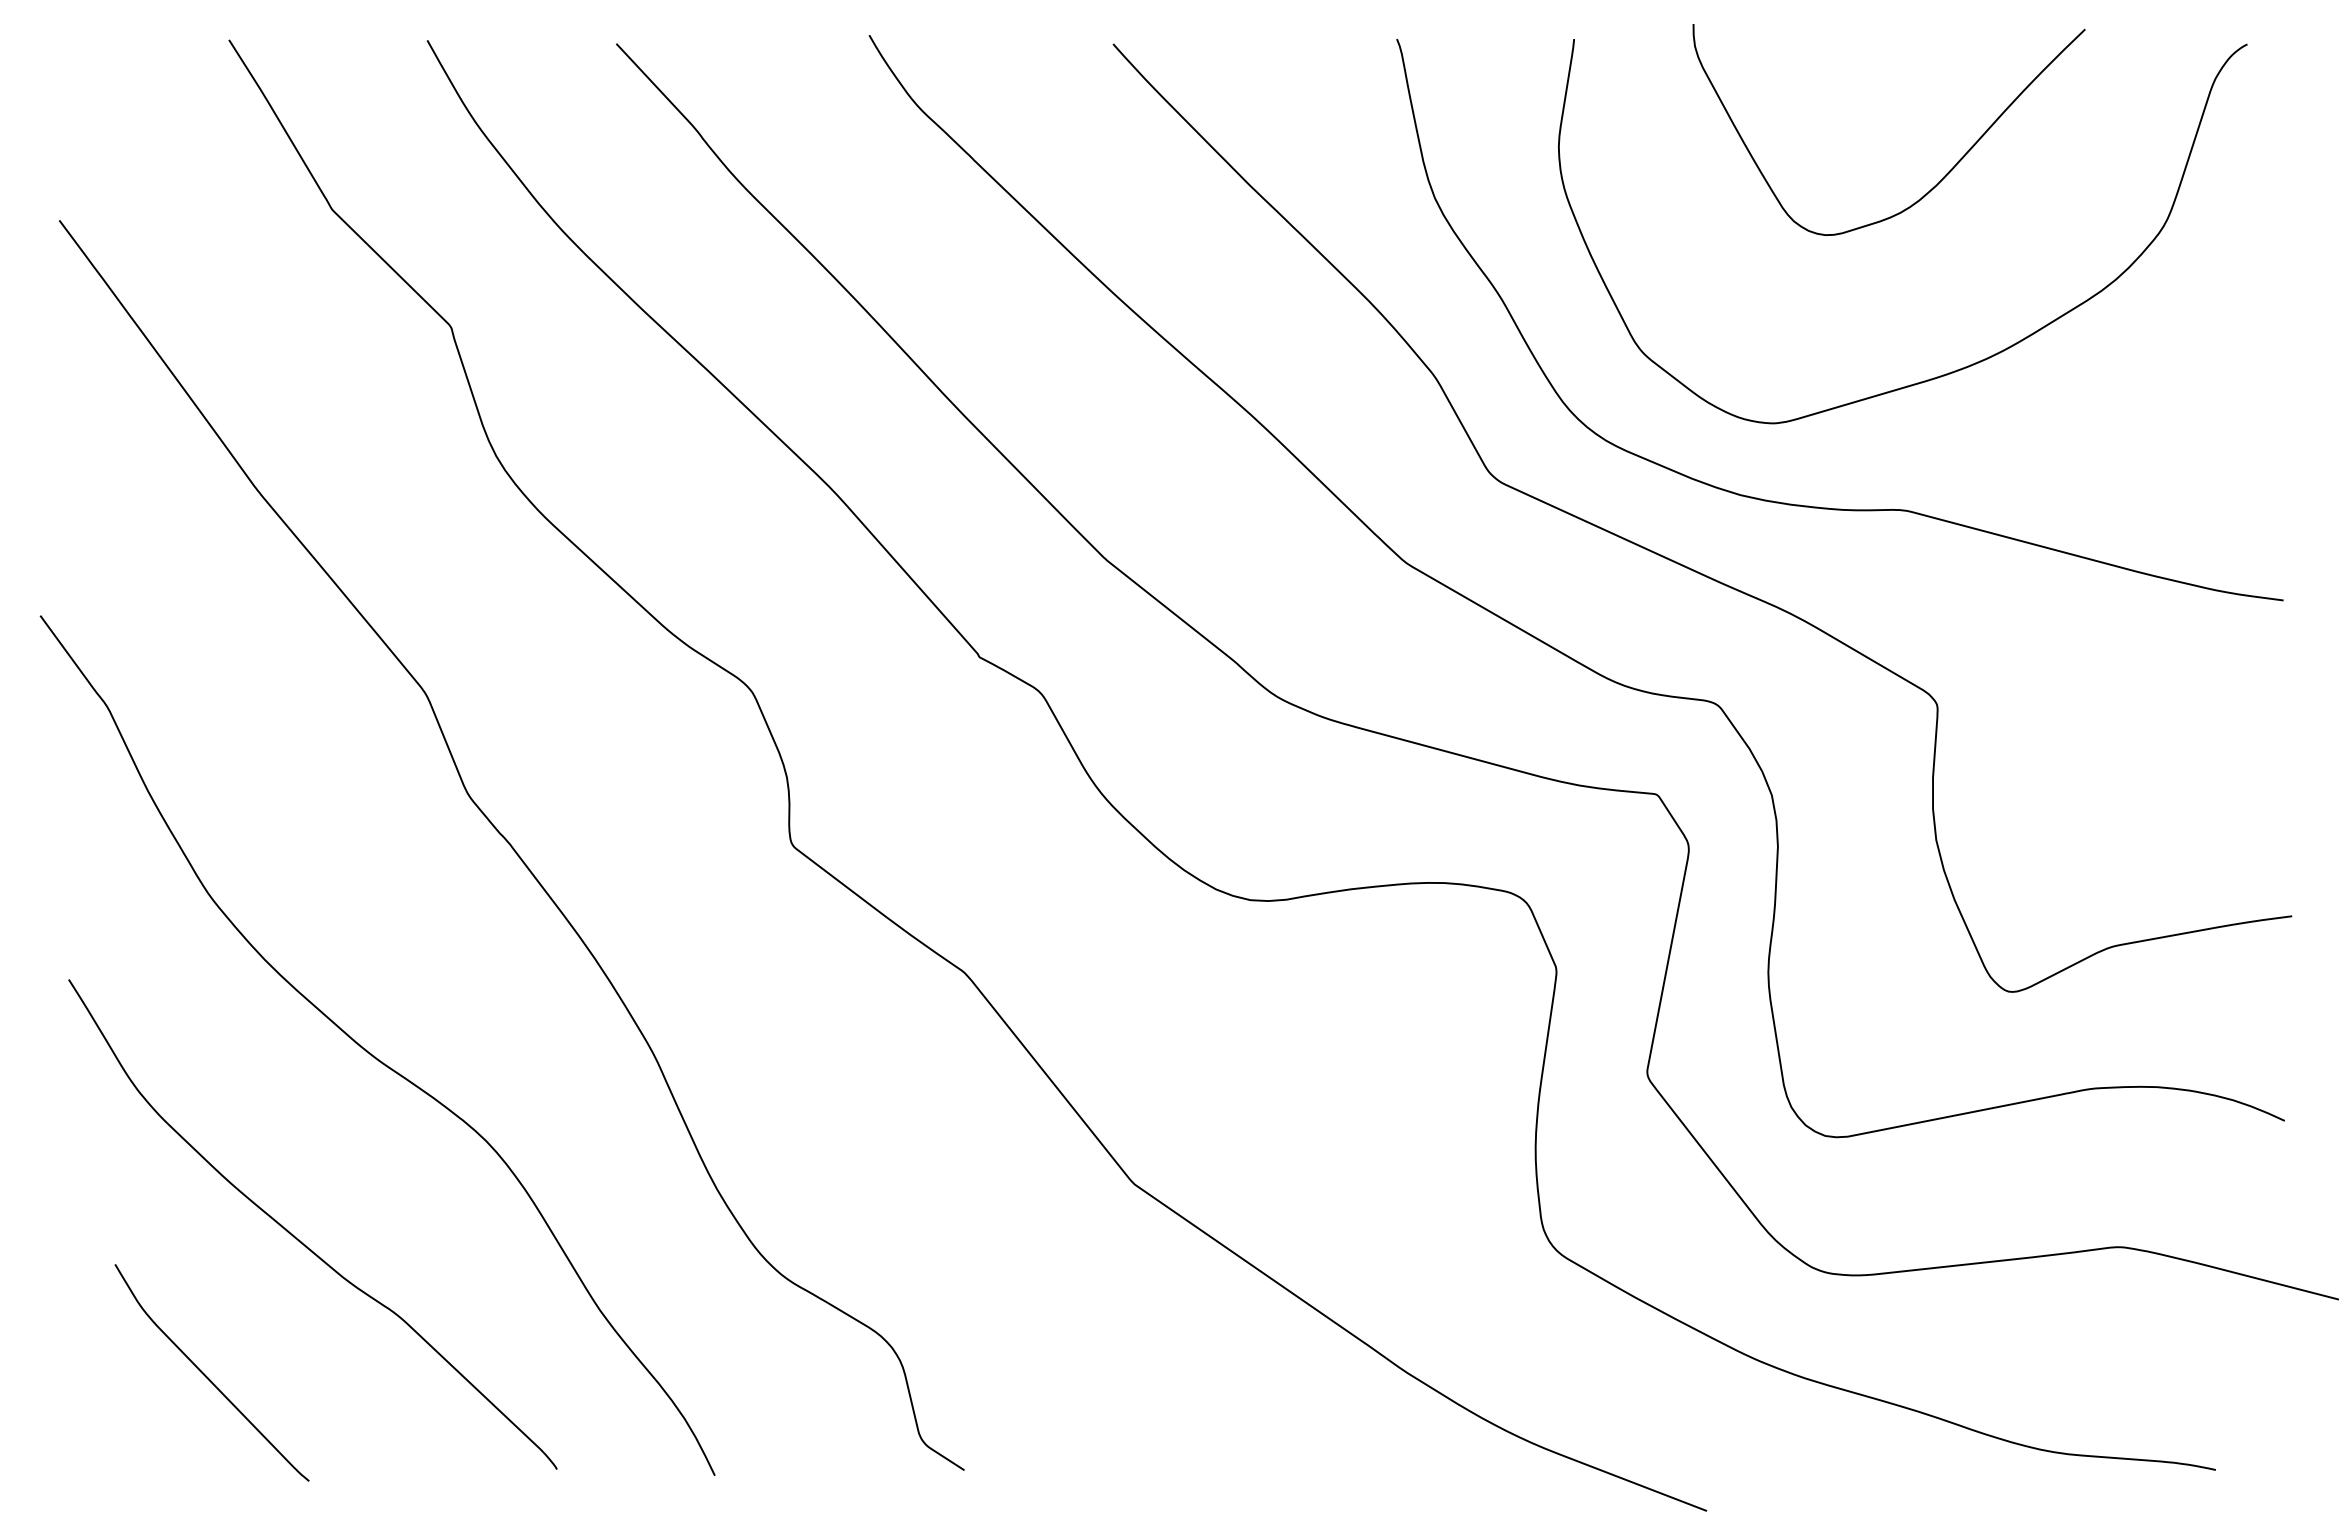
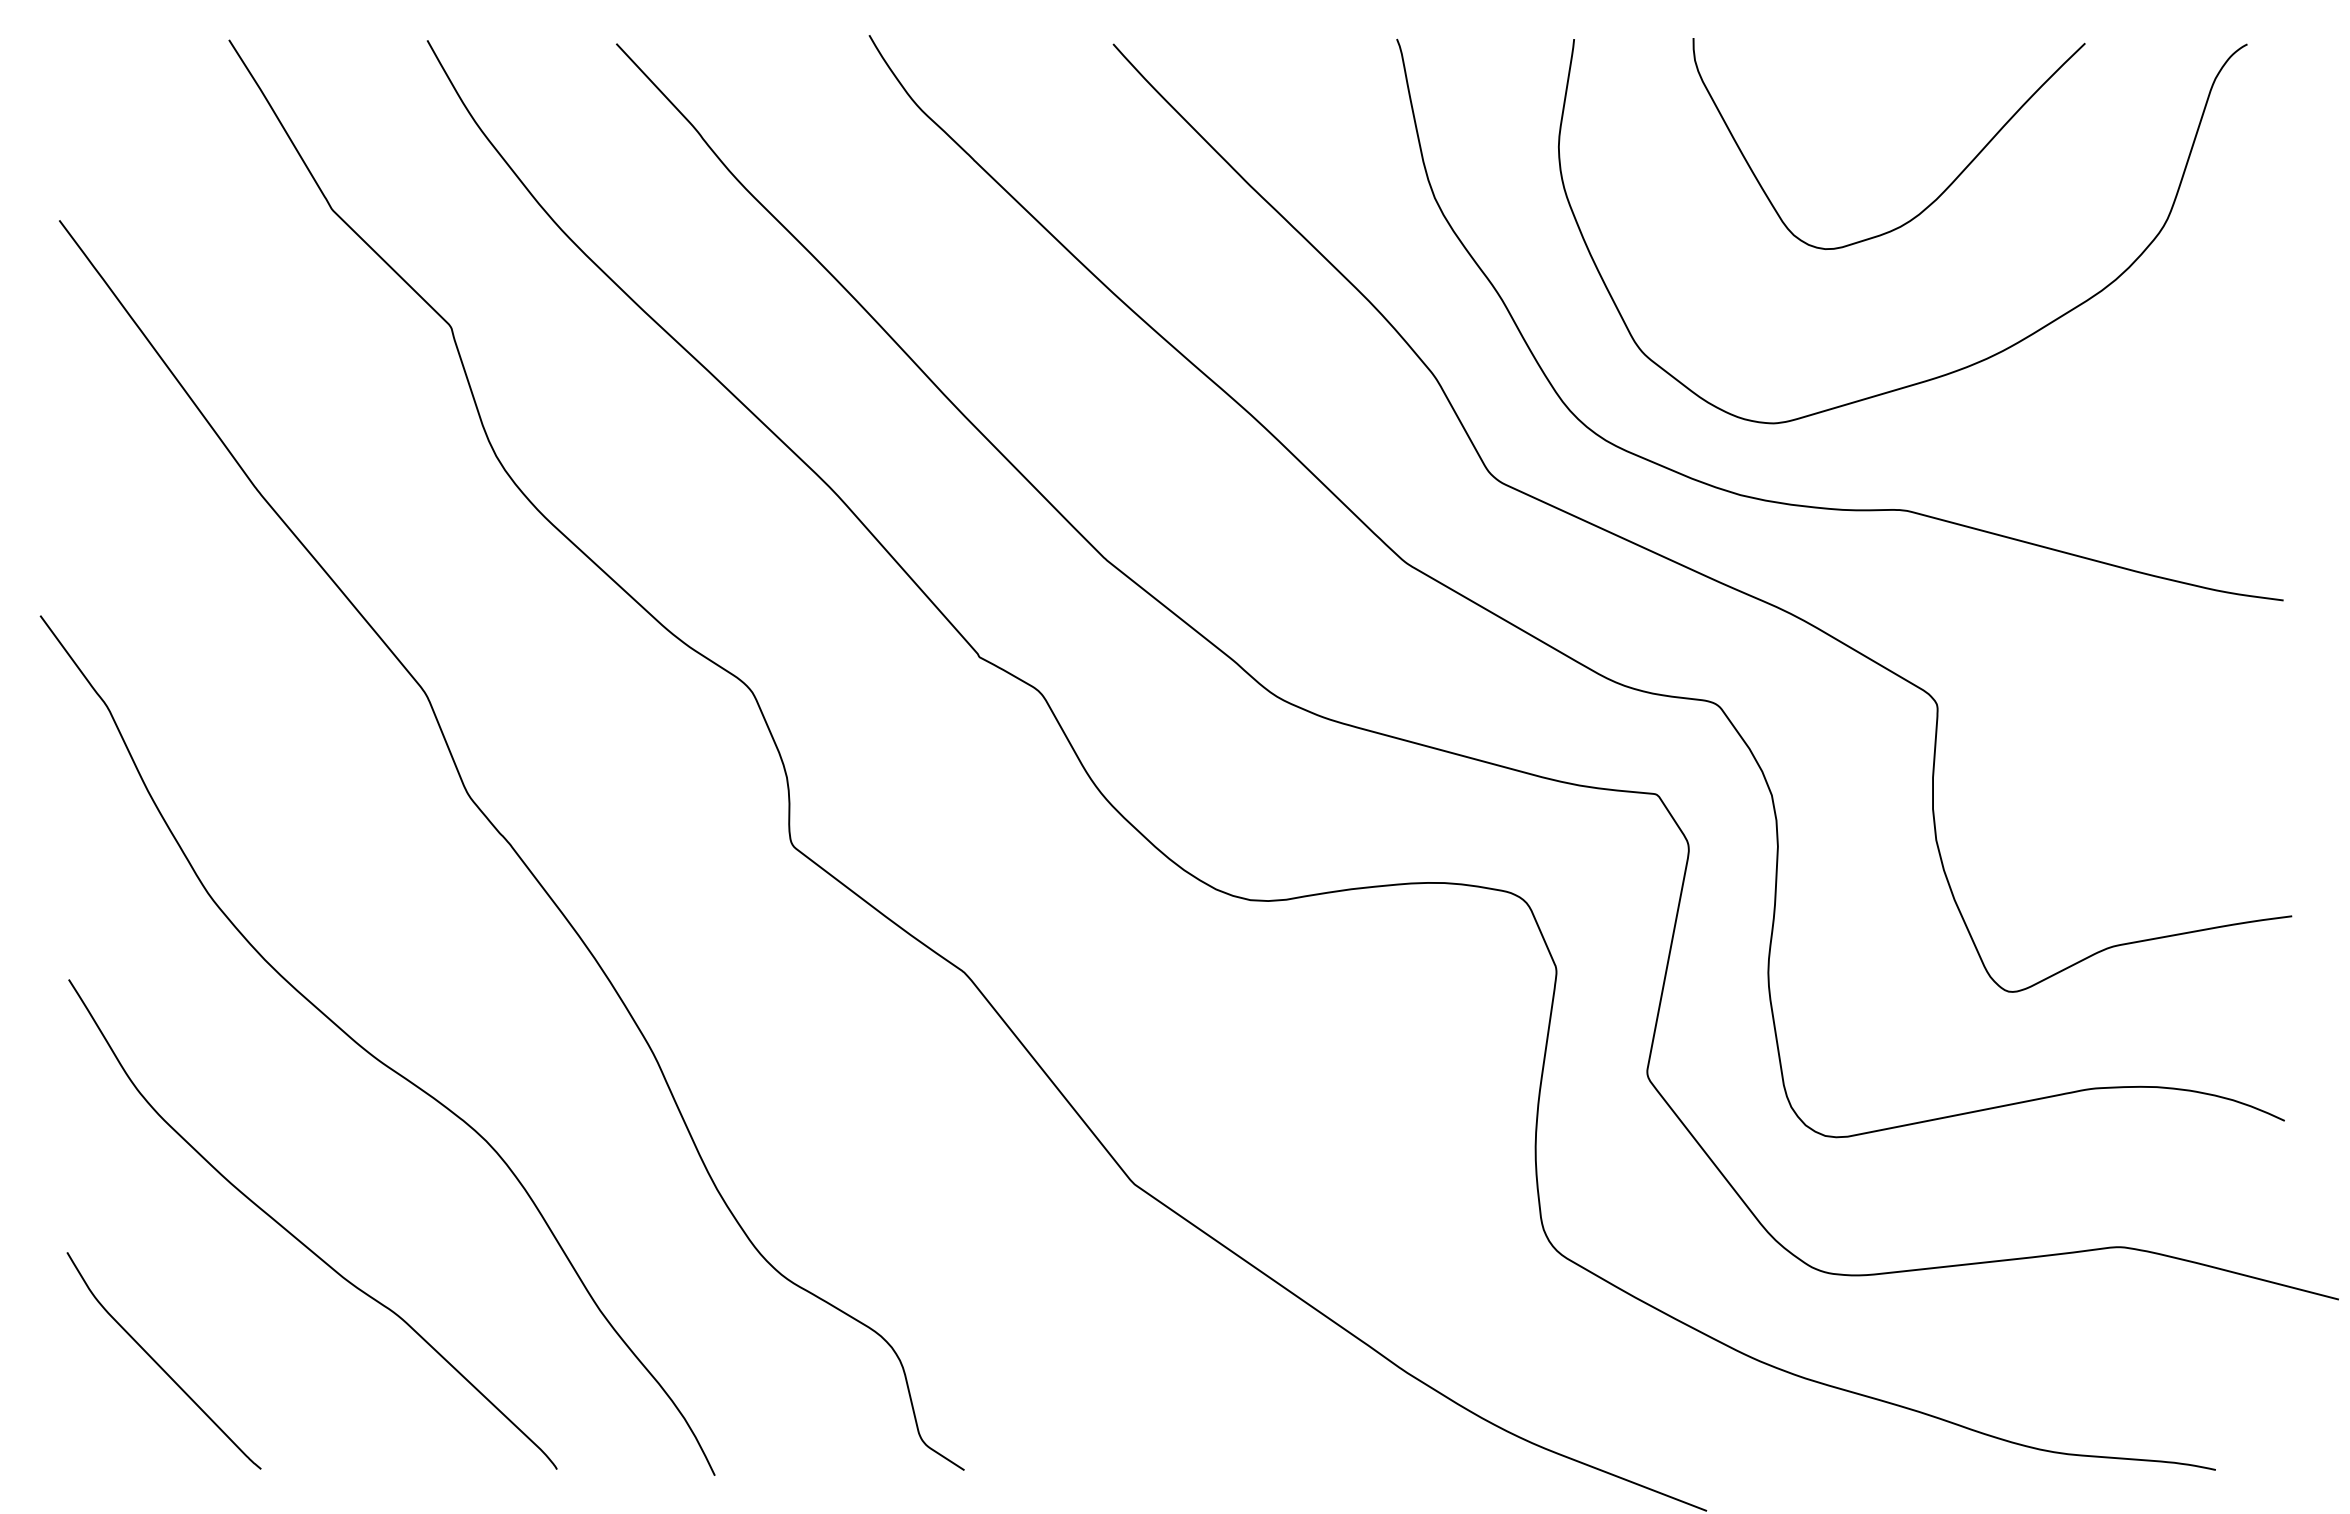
curve position: (1943, 176) -> (1943, 190) (1943, 190)
curve position: (207, 1376) -> (159, 1364) (159, 1364)
